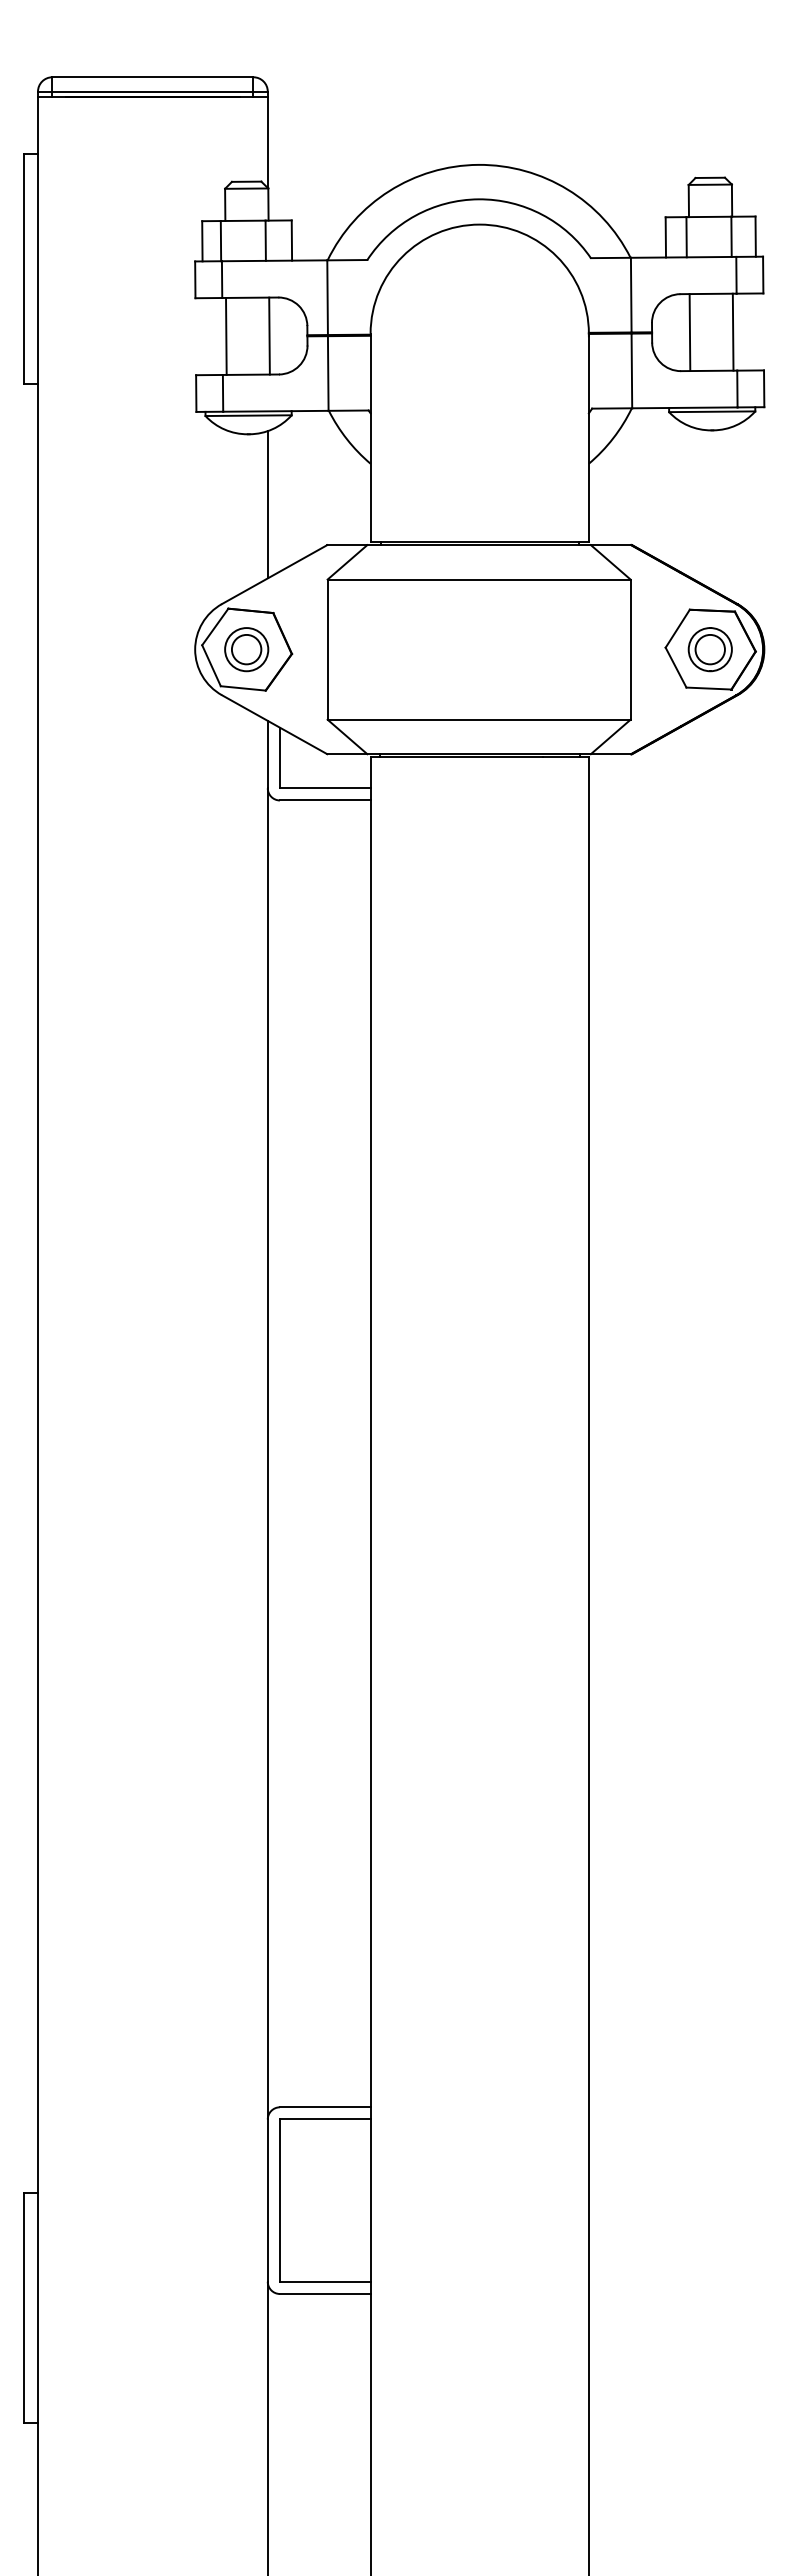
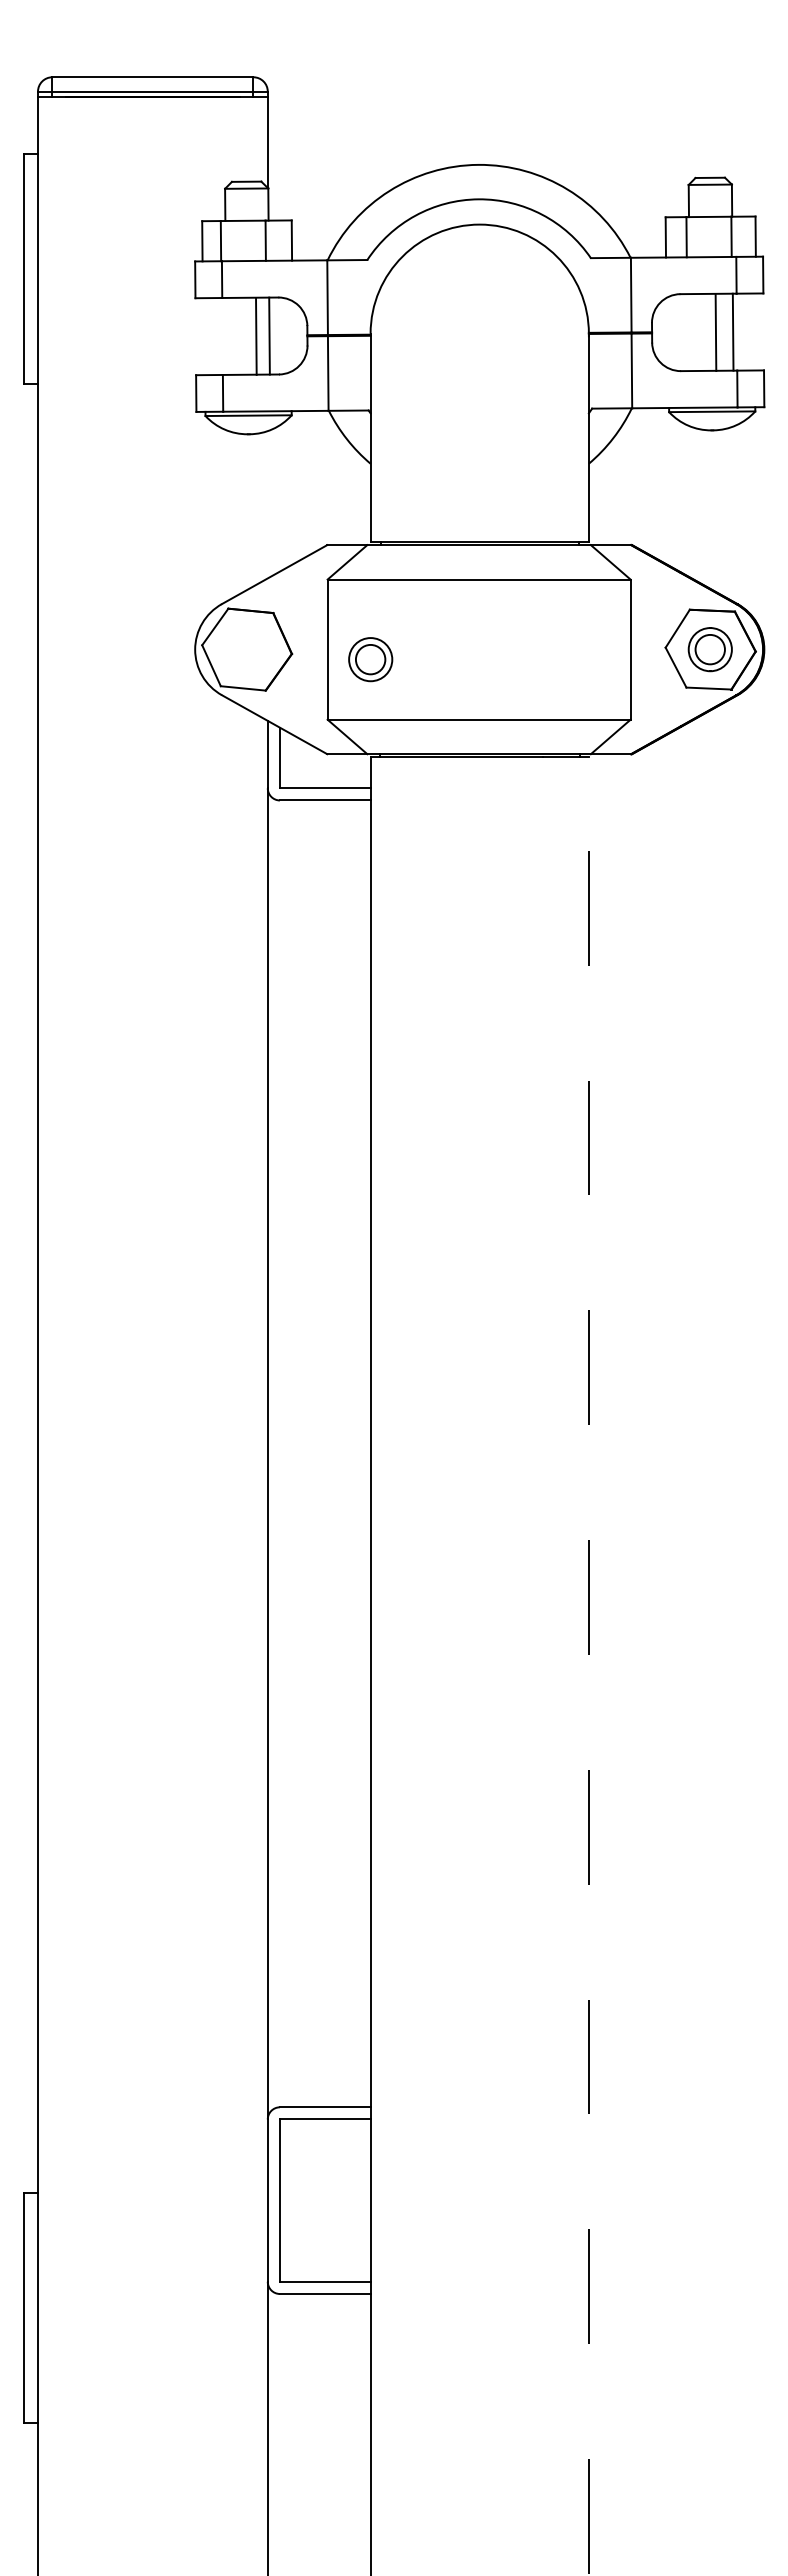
line position: (689, 332) -> (715, 332) (715, 332)
line position: (226, 335) -> (256, 335) (256, 335)
line: present -> none (267, 504)
part position: (246, 649) -> (370, 659) (370, 659)
line: solid -> dashed (588, 1666)
